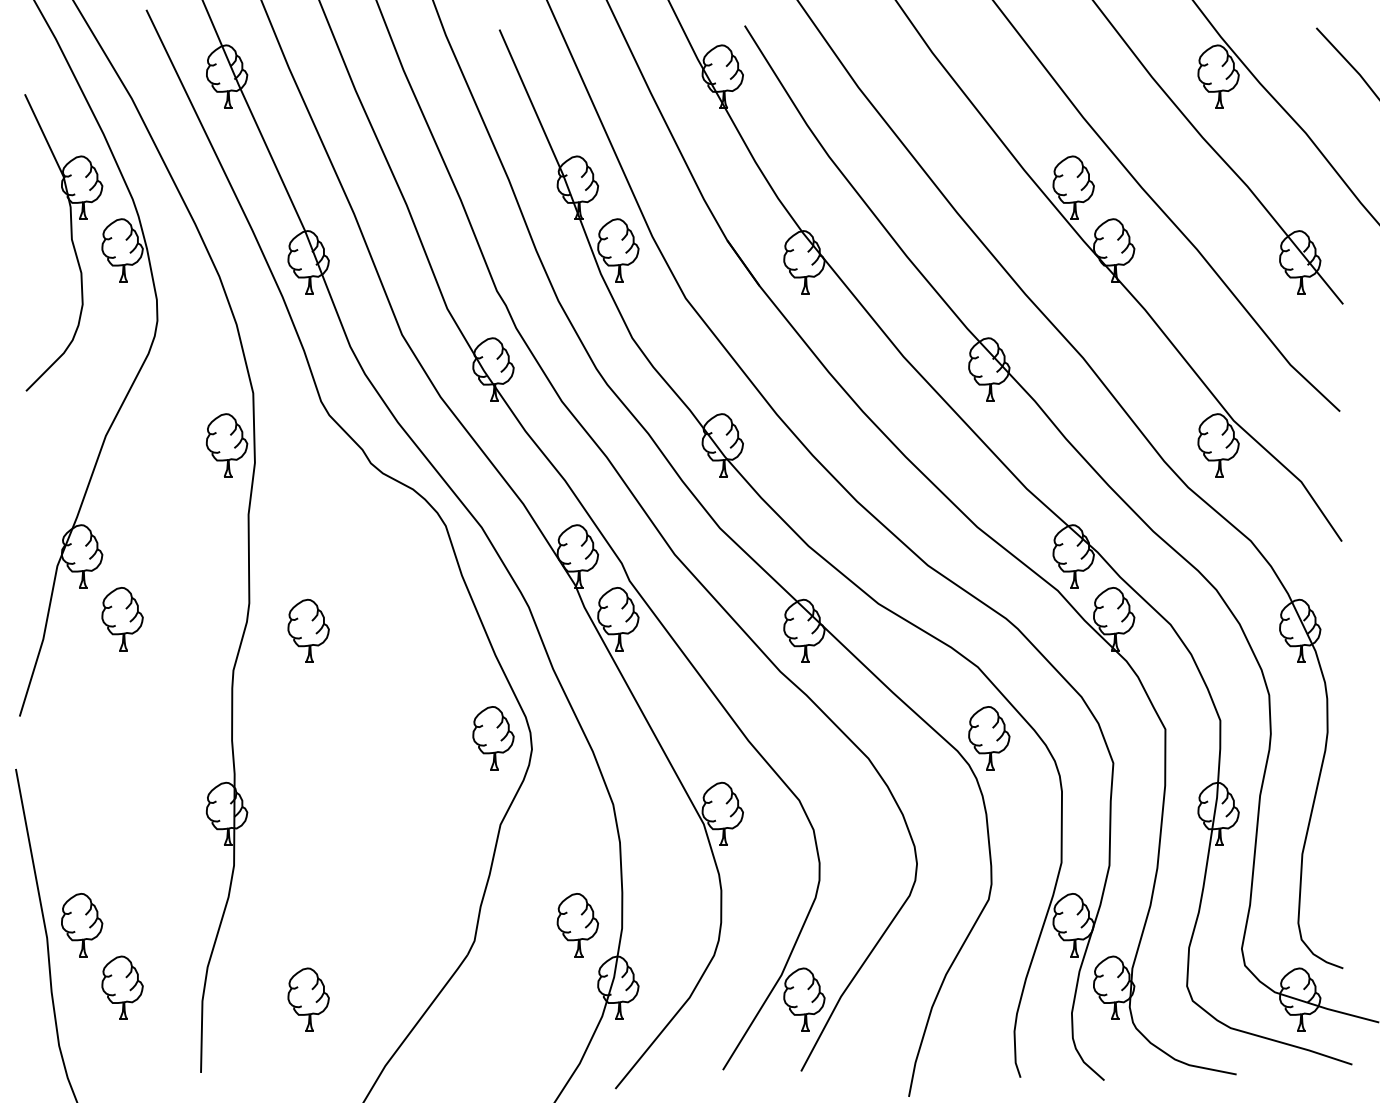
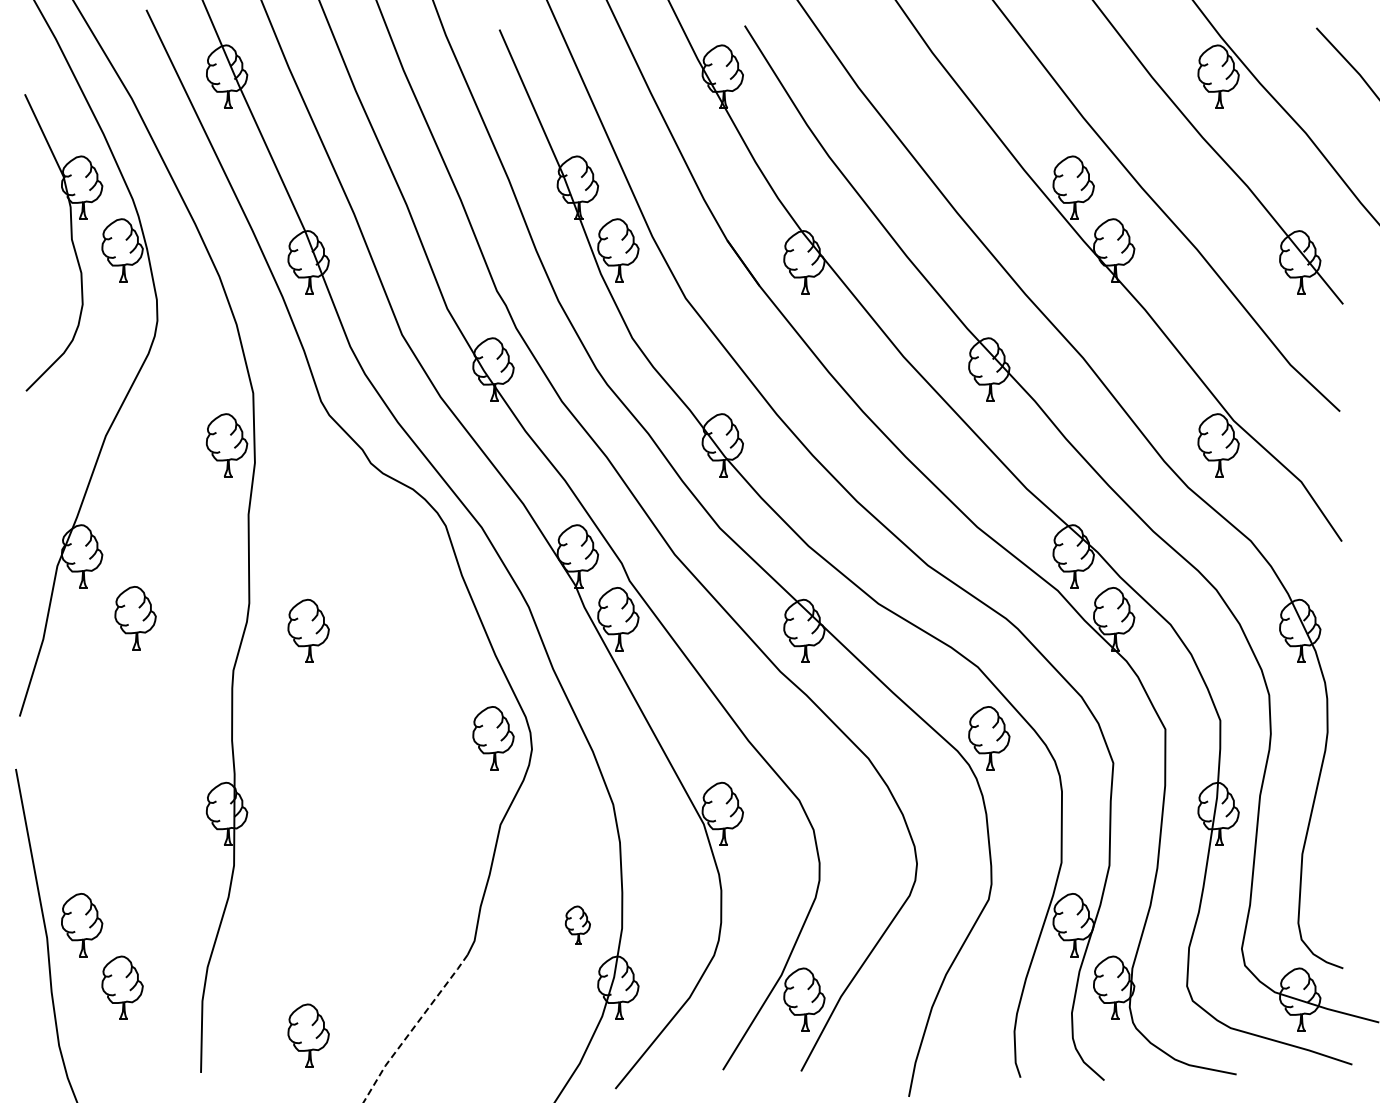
part position: (122, 619) -> (135, 618) (135, 618)
part size: 44x65 px -> 27x40 px (577, 924)
part position: (308, 999) -> (308, 1035) (308, 1035)
line: solid -> dashed (413, 1027)
